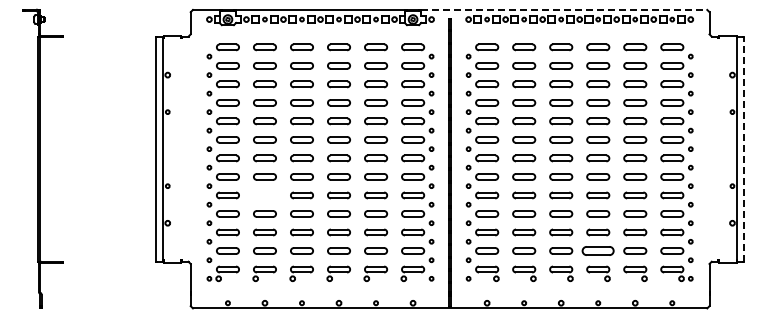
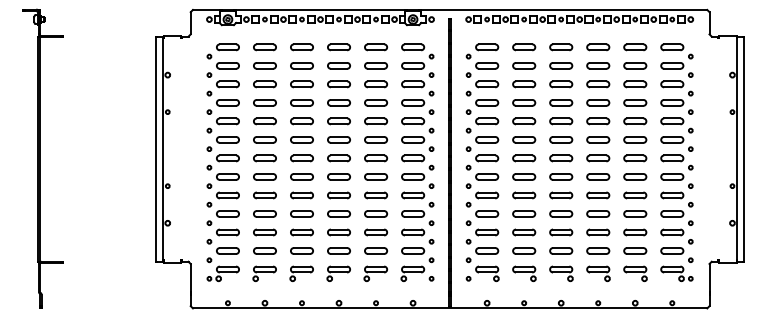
line: dashed -> solid (564, 9)
line: dashed -> solid (743, 149)
part: none -> present (264, 195)
part size: 34x10 px -> 25x8 px (598, 250)
